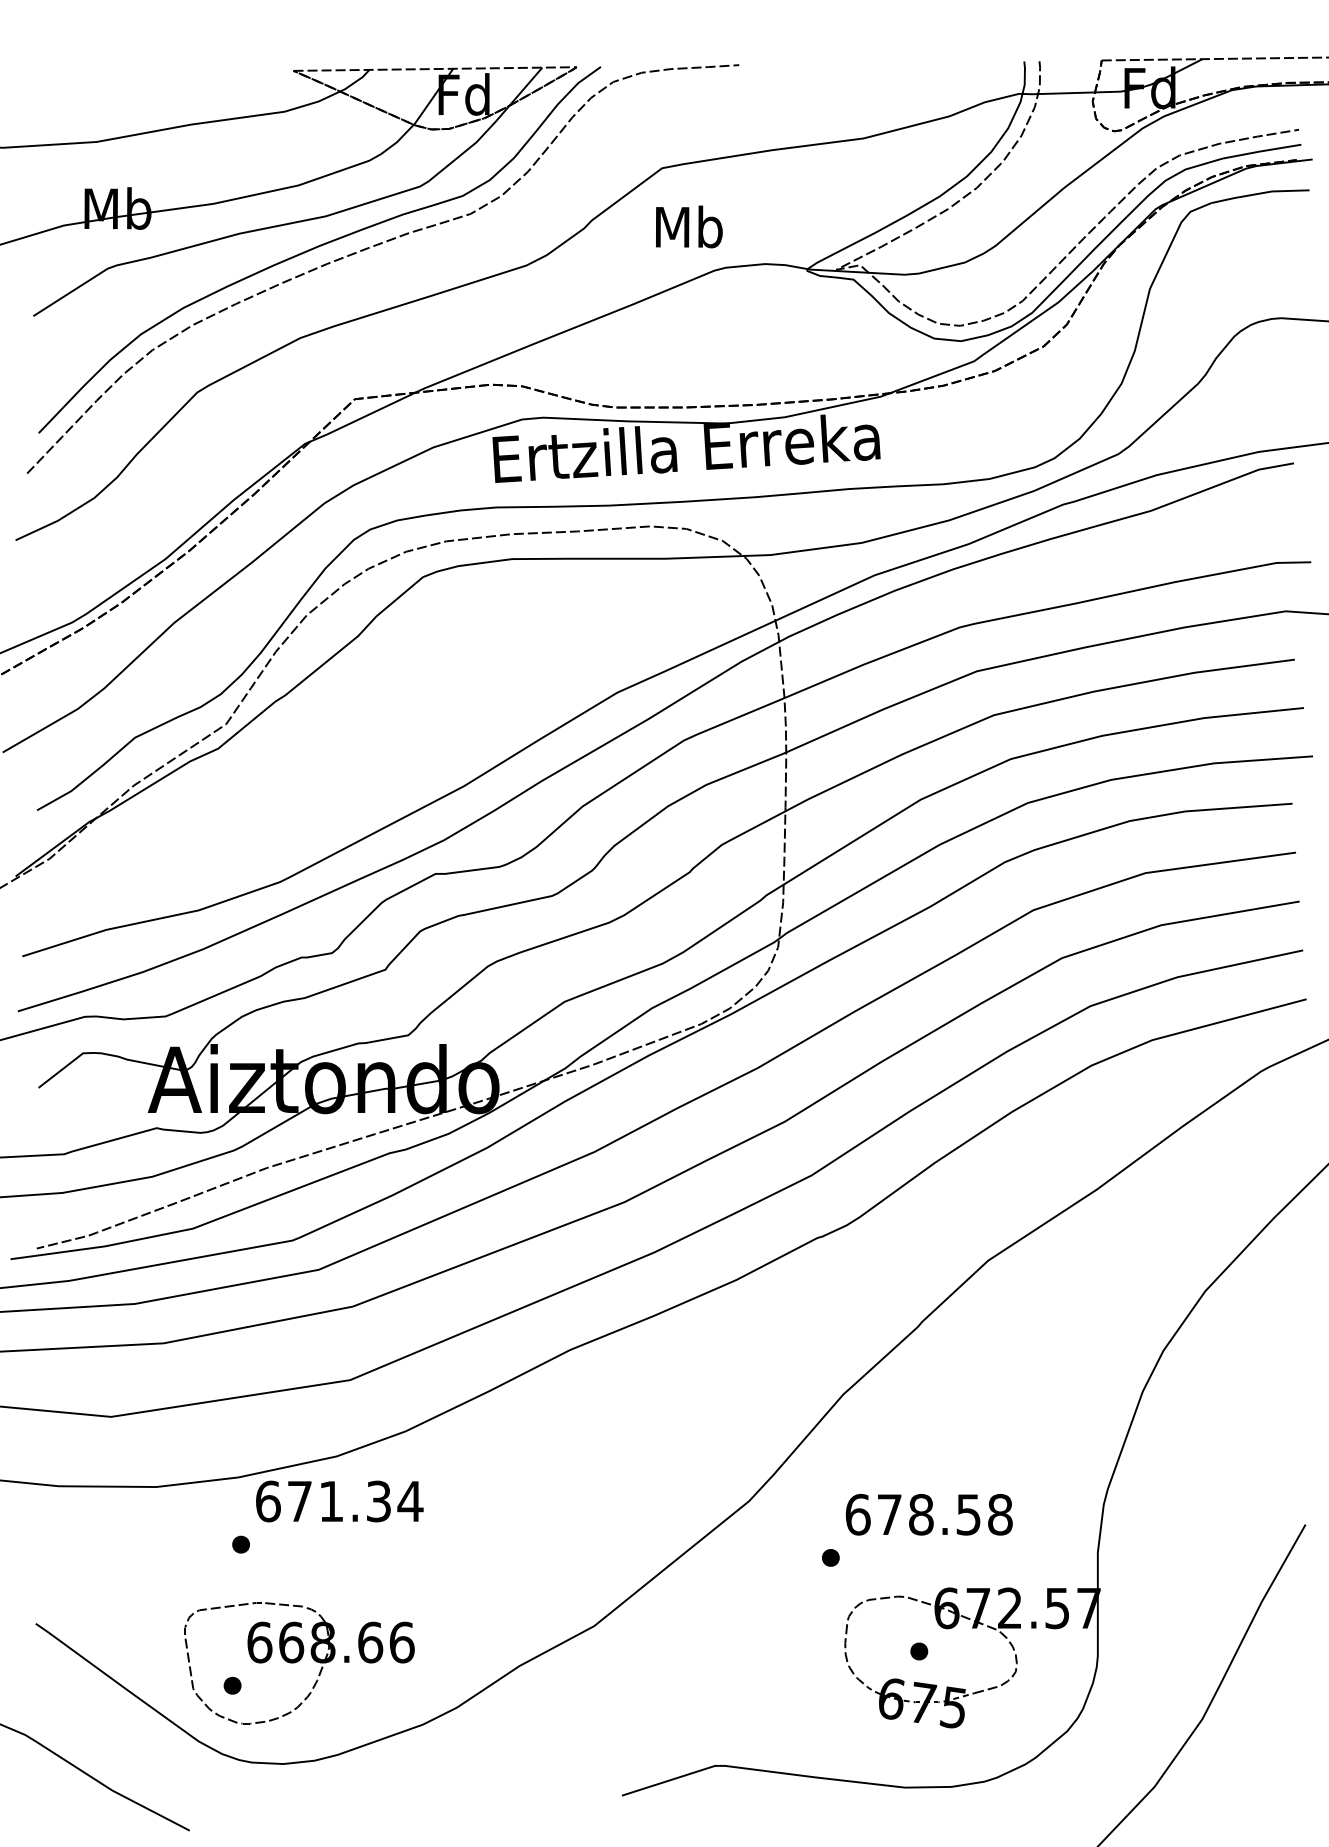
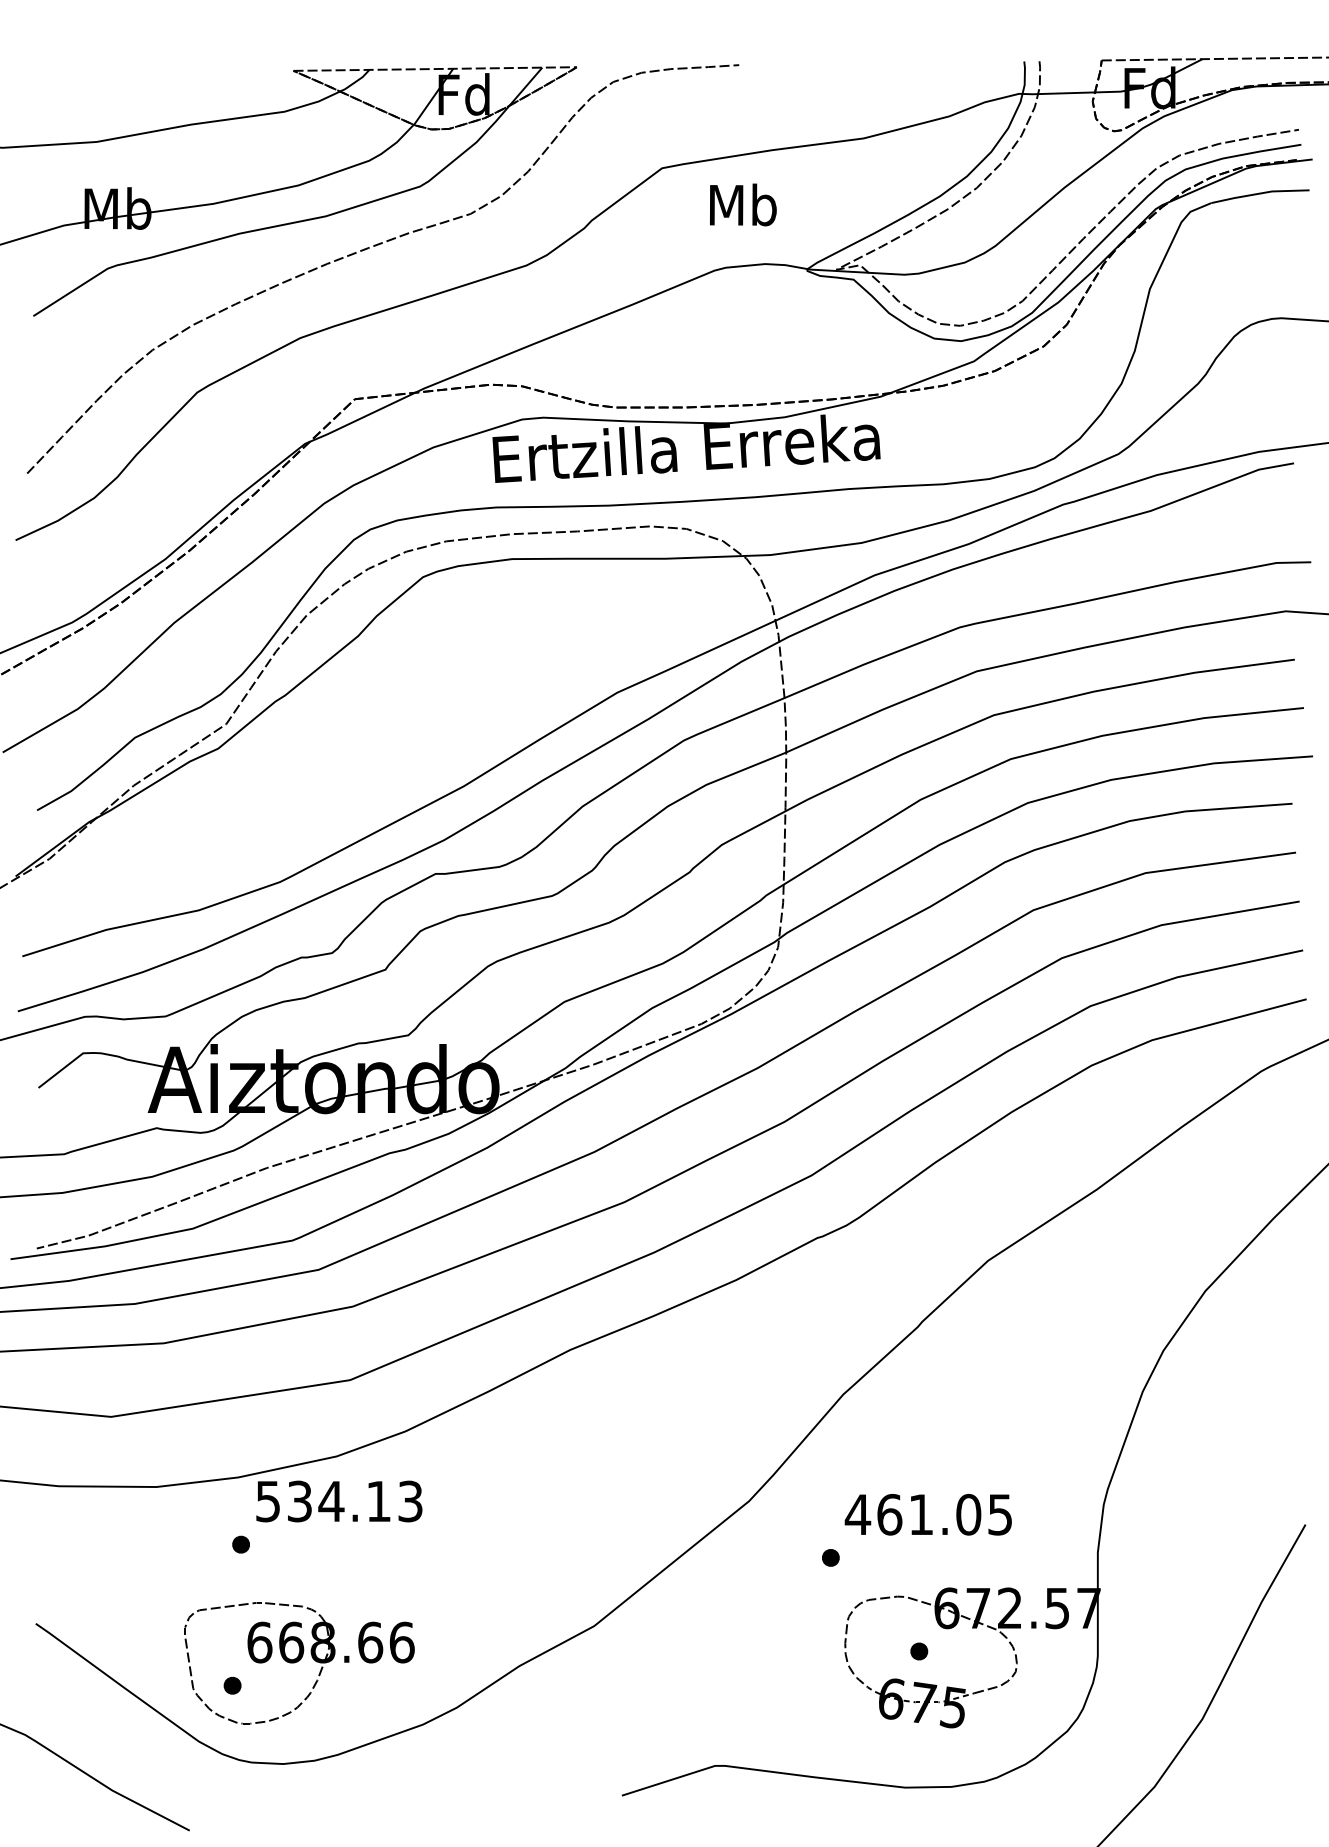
text position: (689, 226) -> (743, 204) (743, 204)
curve: present -> none (318, 247)
text: 671.34 -> 534.13 (339, 1501)
text: 678.58 -> 461.05 (928, 1514)
